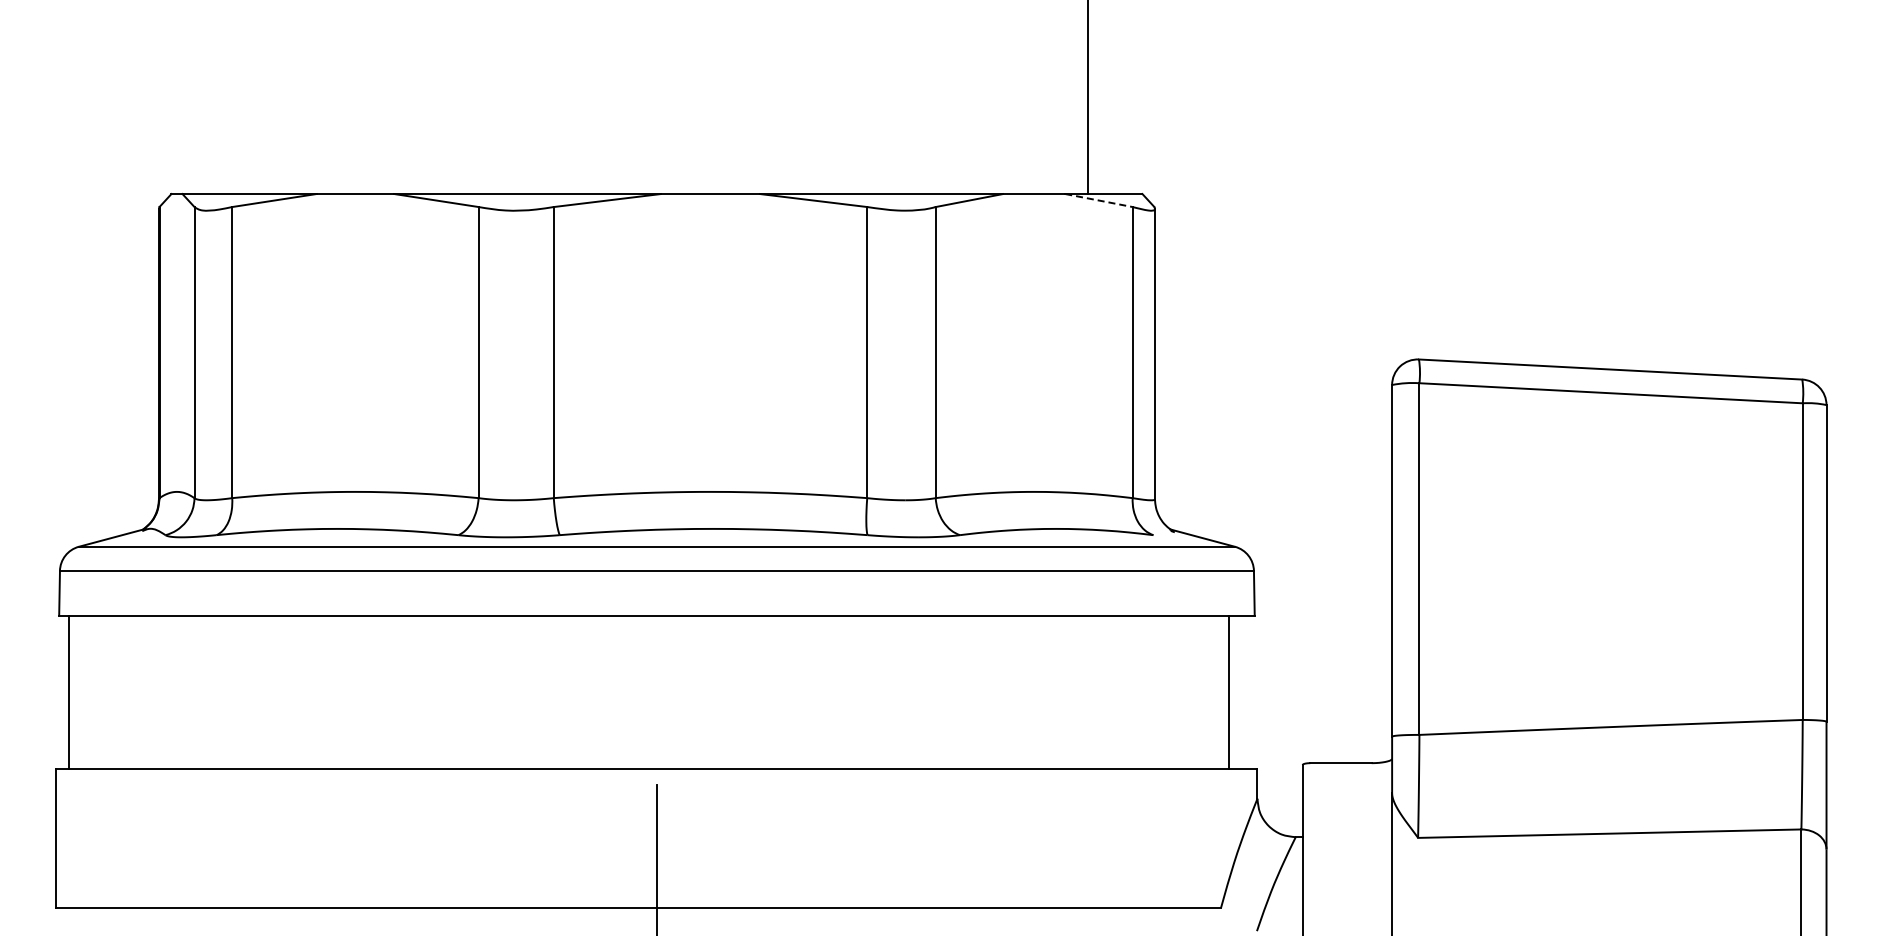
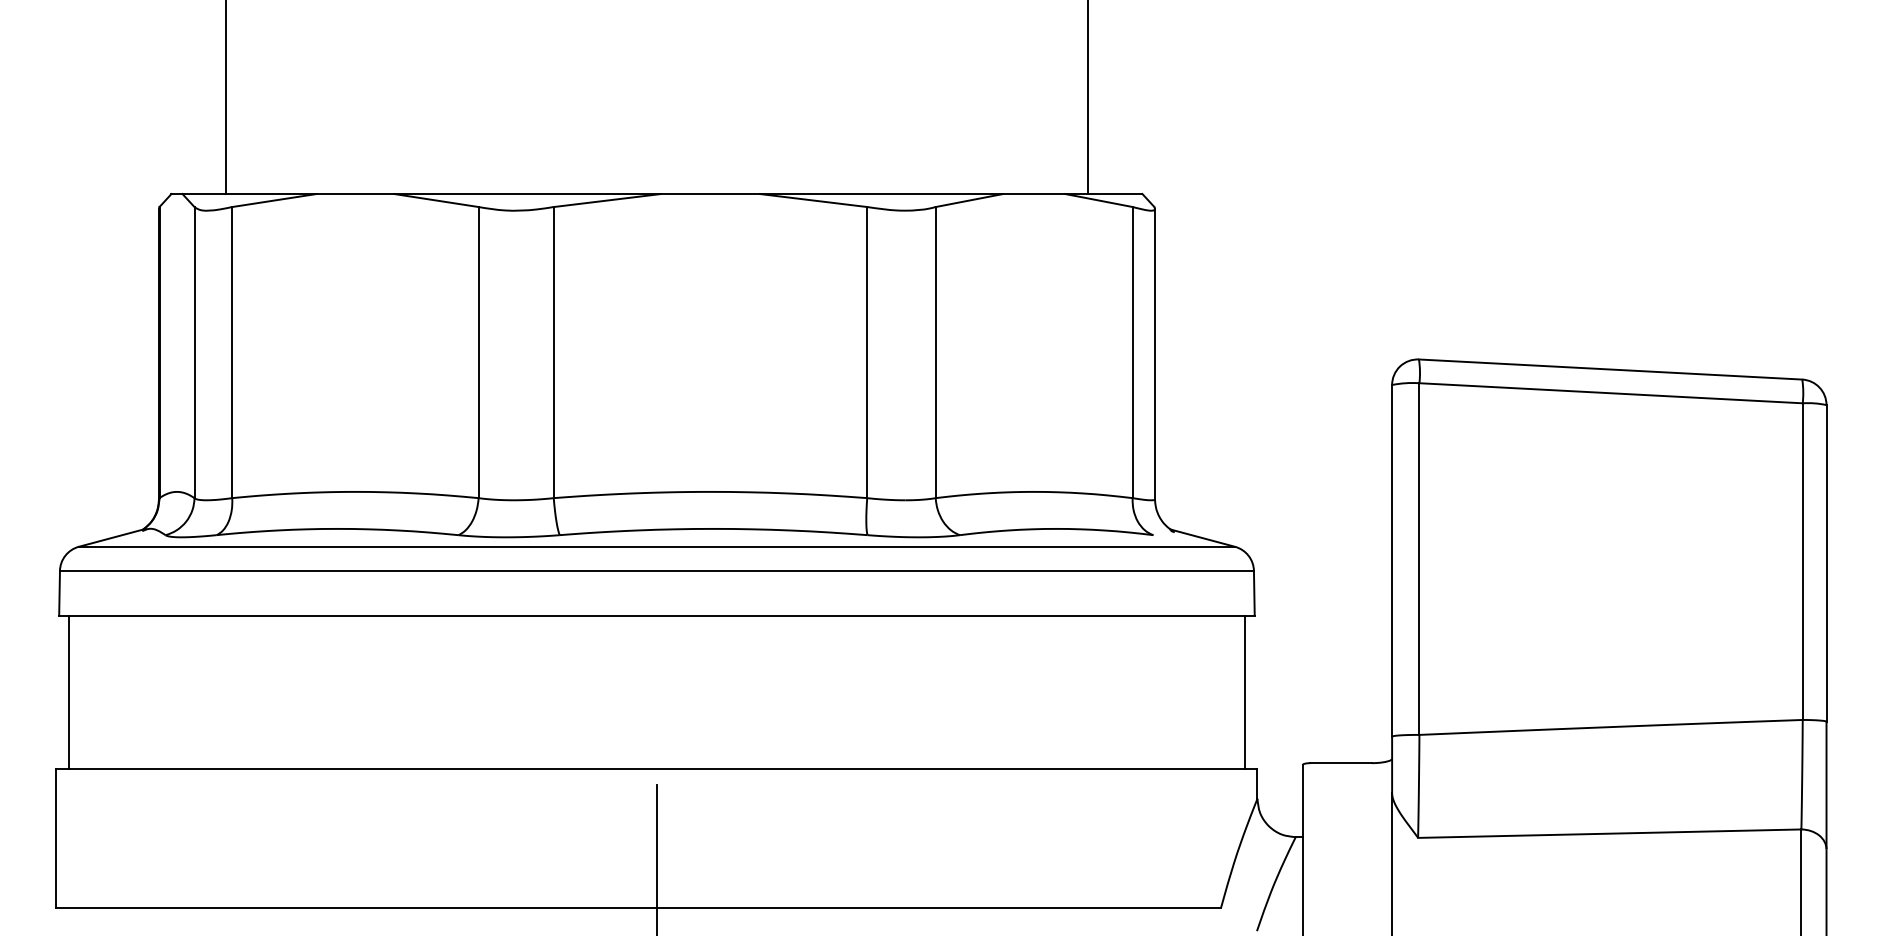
line: none -> present (226, 98)
line: dashed -> solid (1099, 200)
line position: (1228, 691) -> (1244, 691) (1244, 691)
